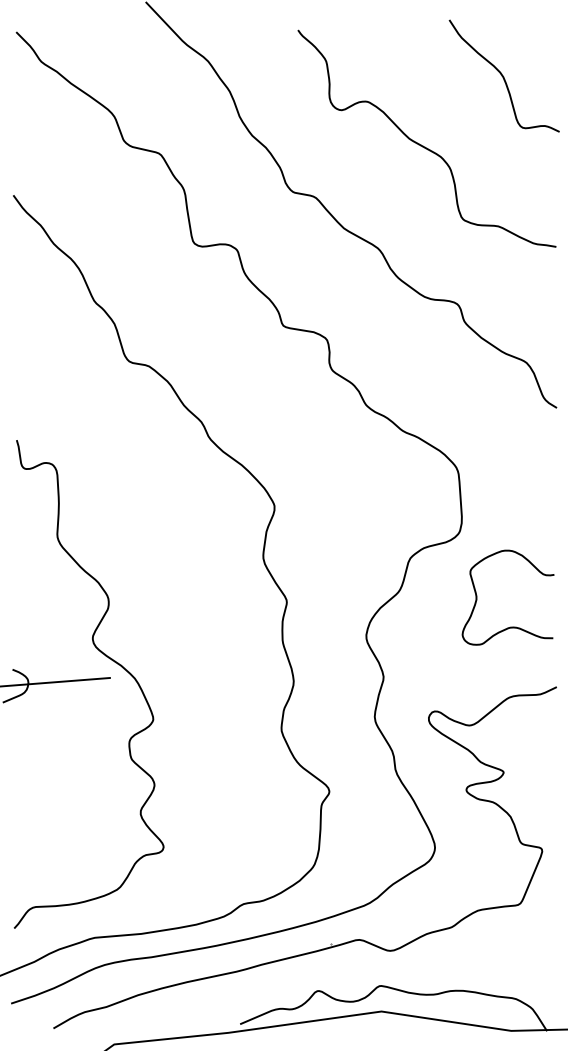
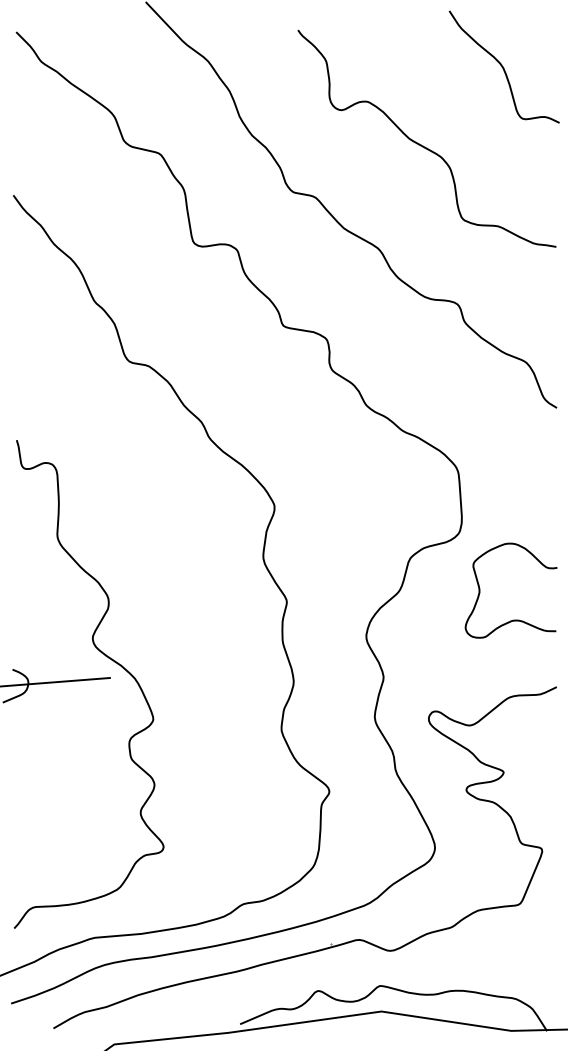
curve position: (503, 75) -> (503, 66) (503, 66)
curve position: (510, 626) -> (513, 619) (513, 619)
